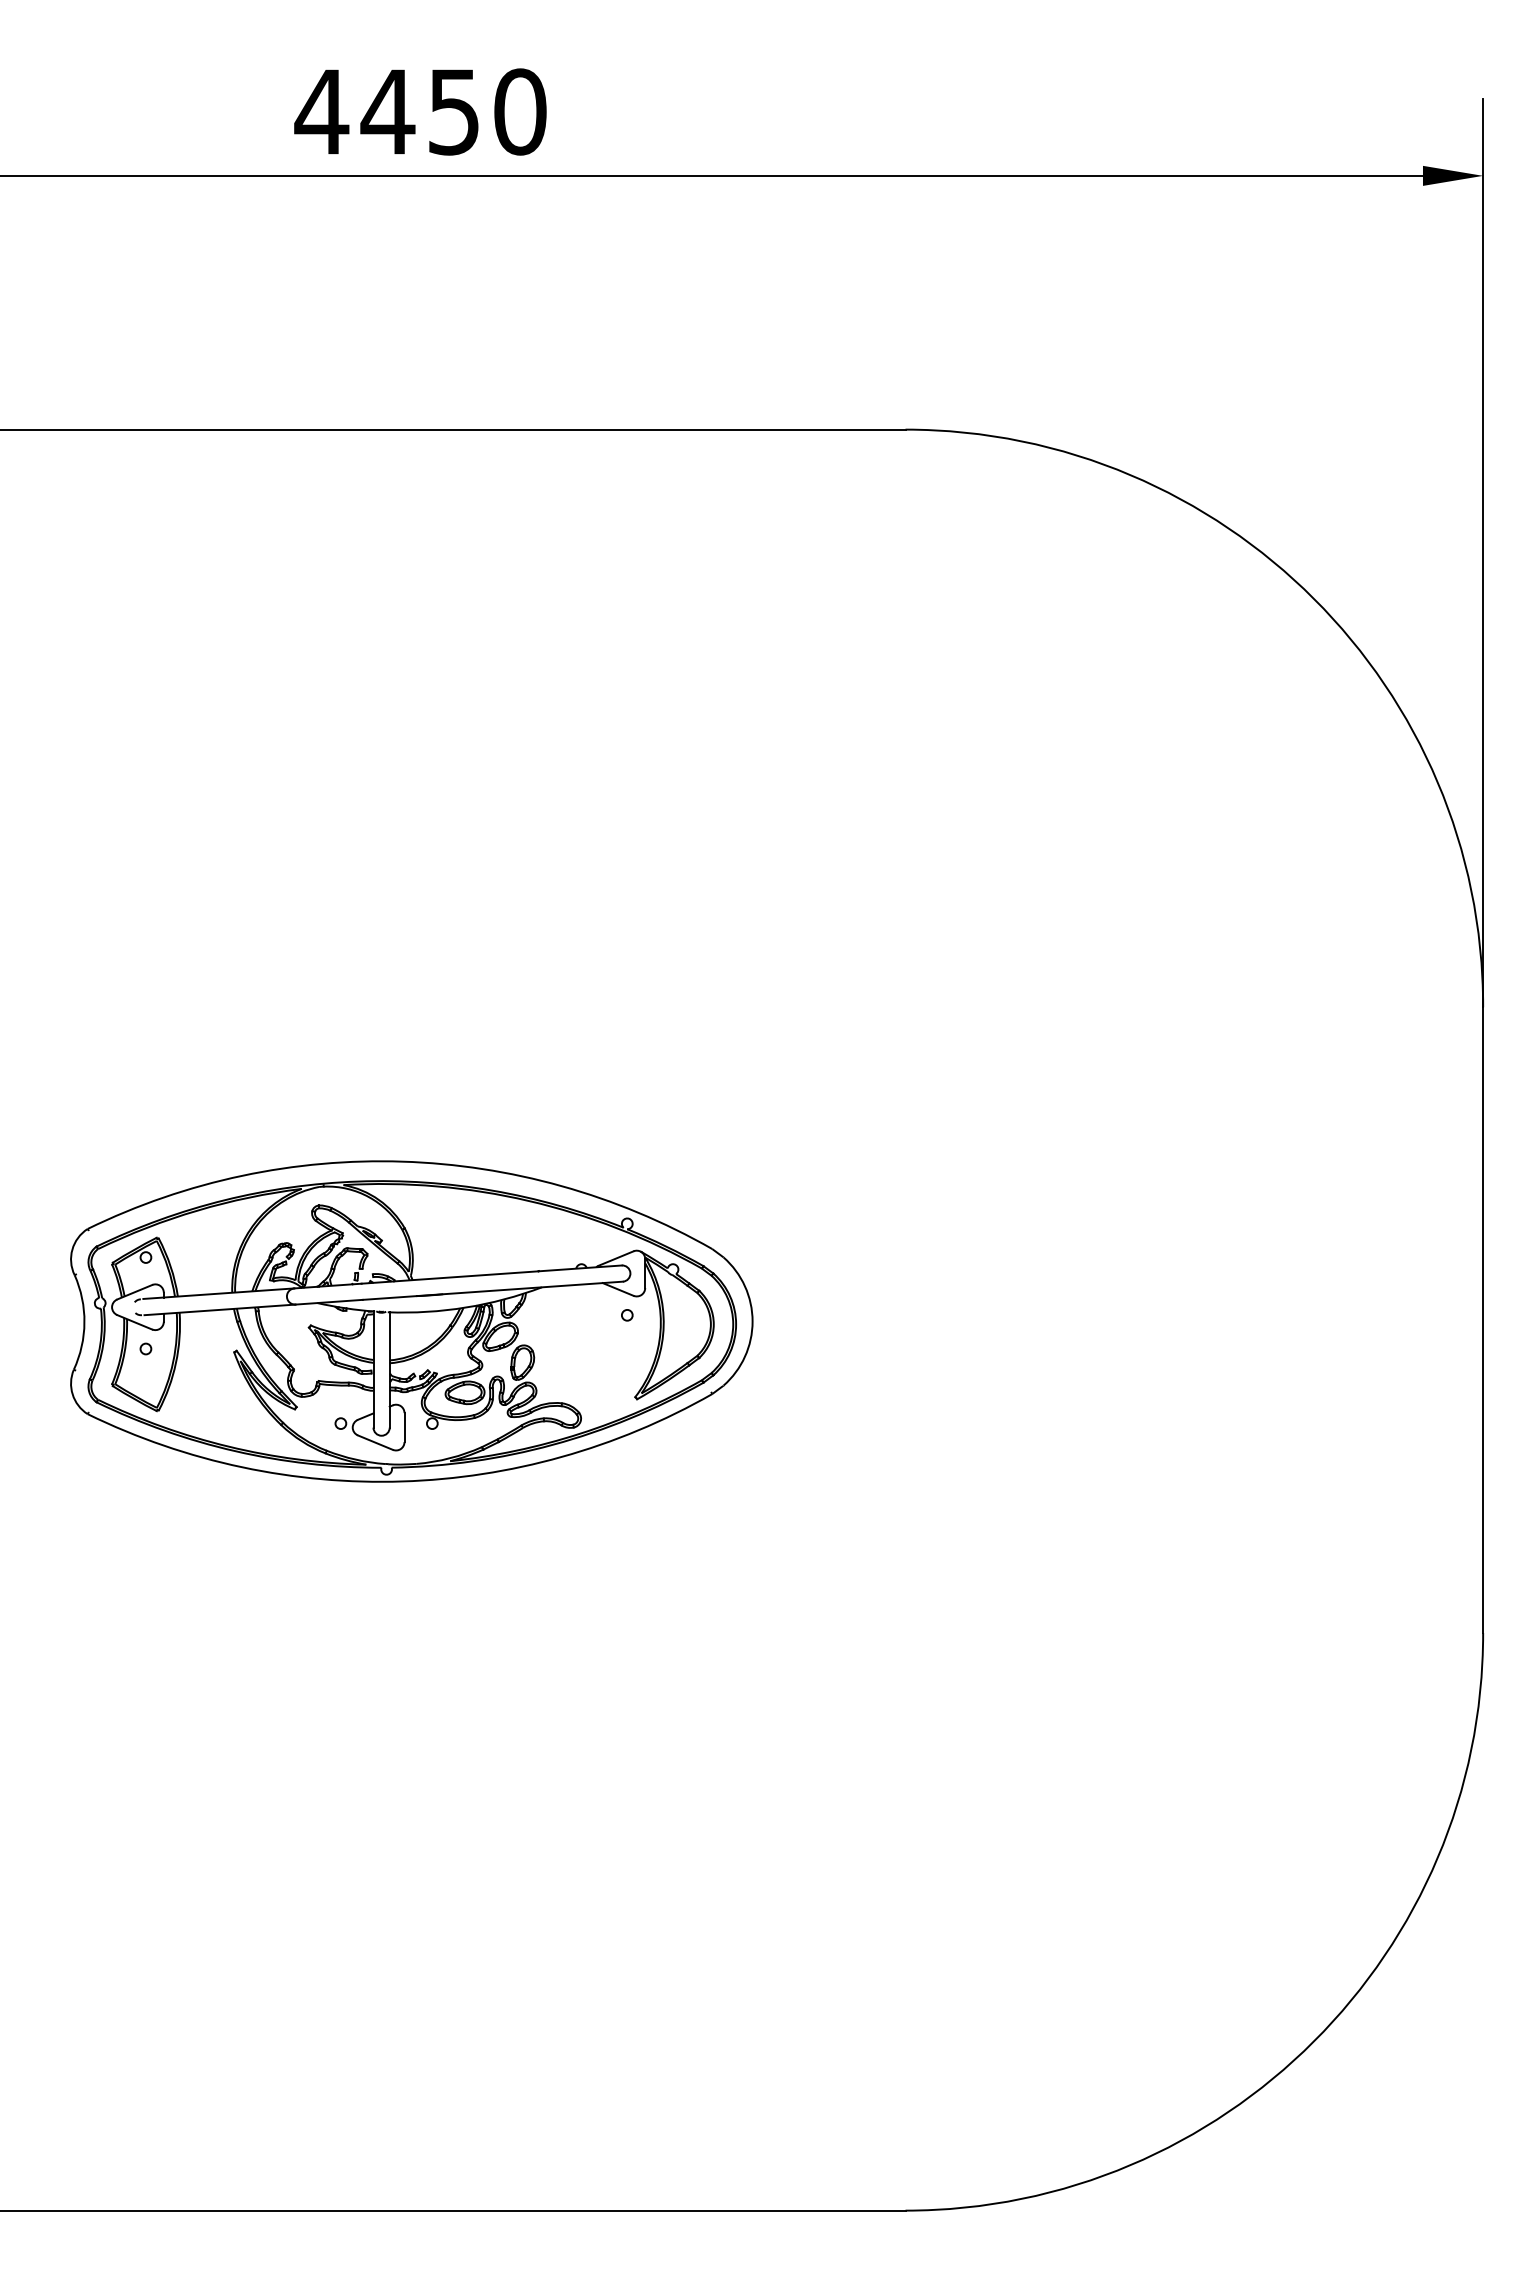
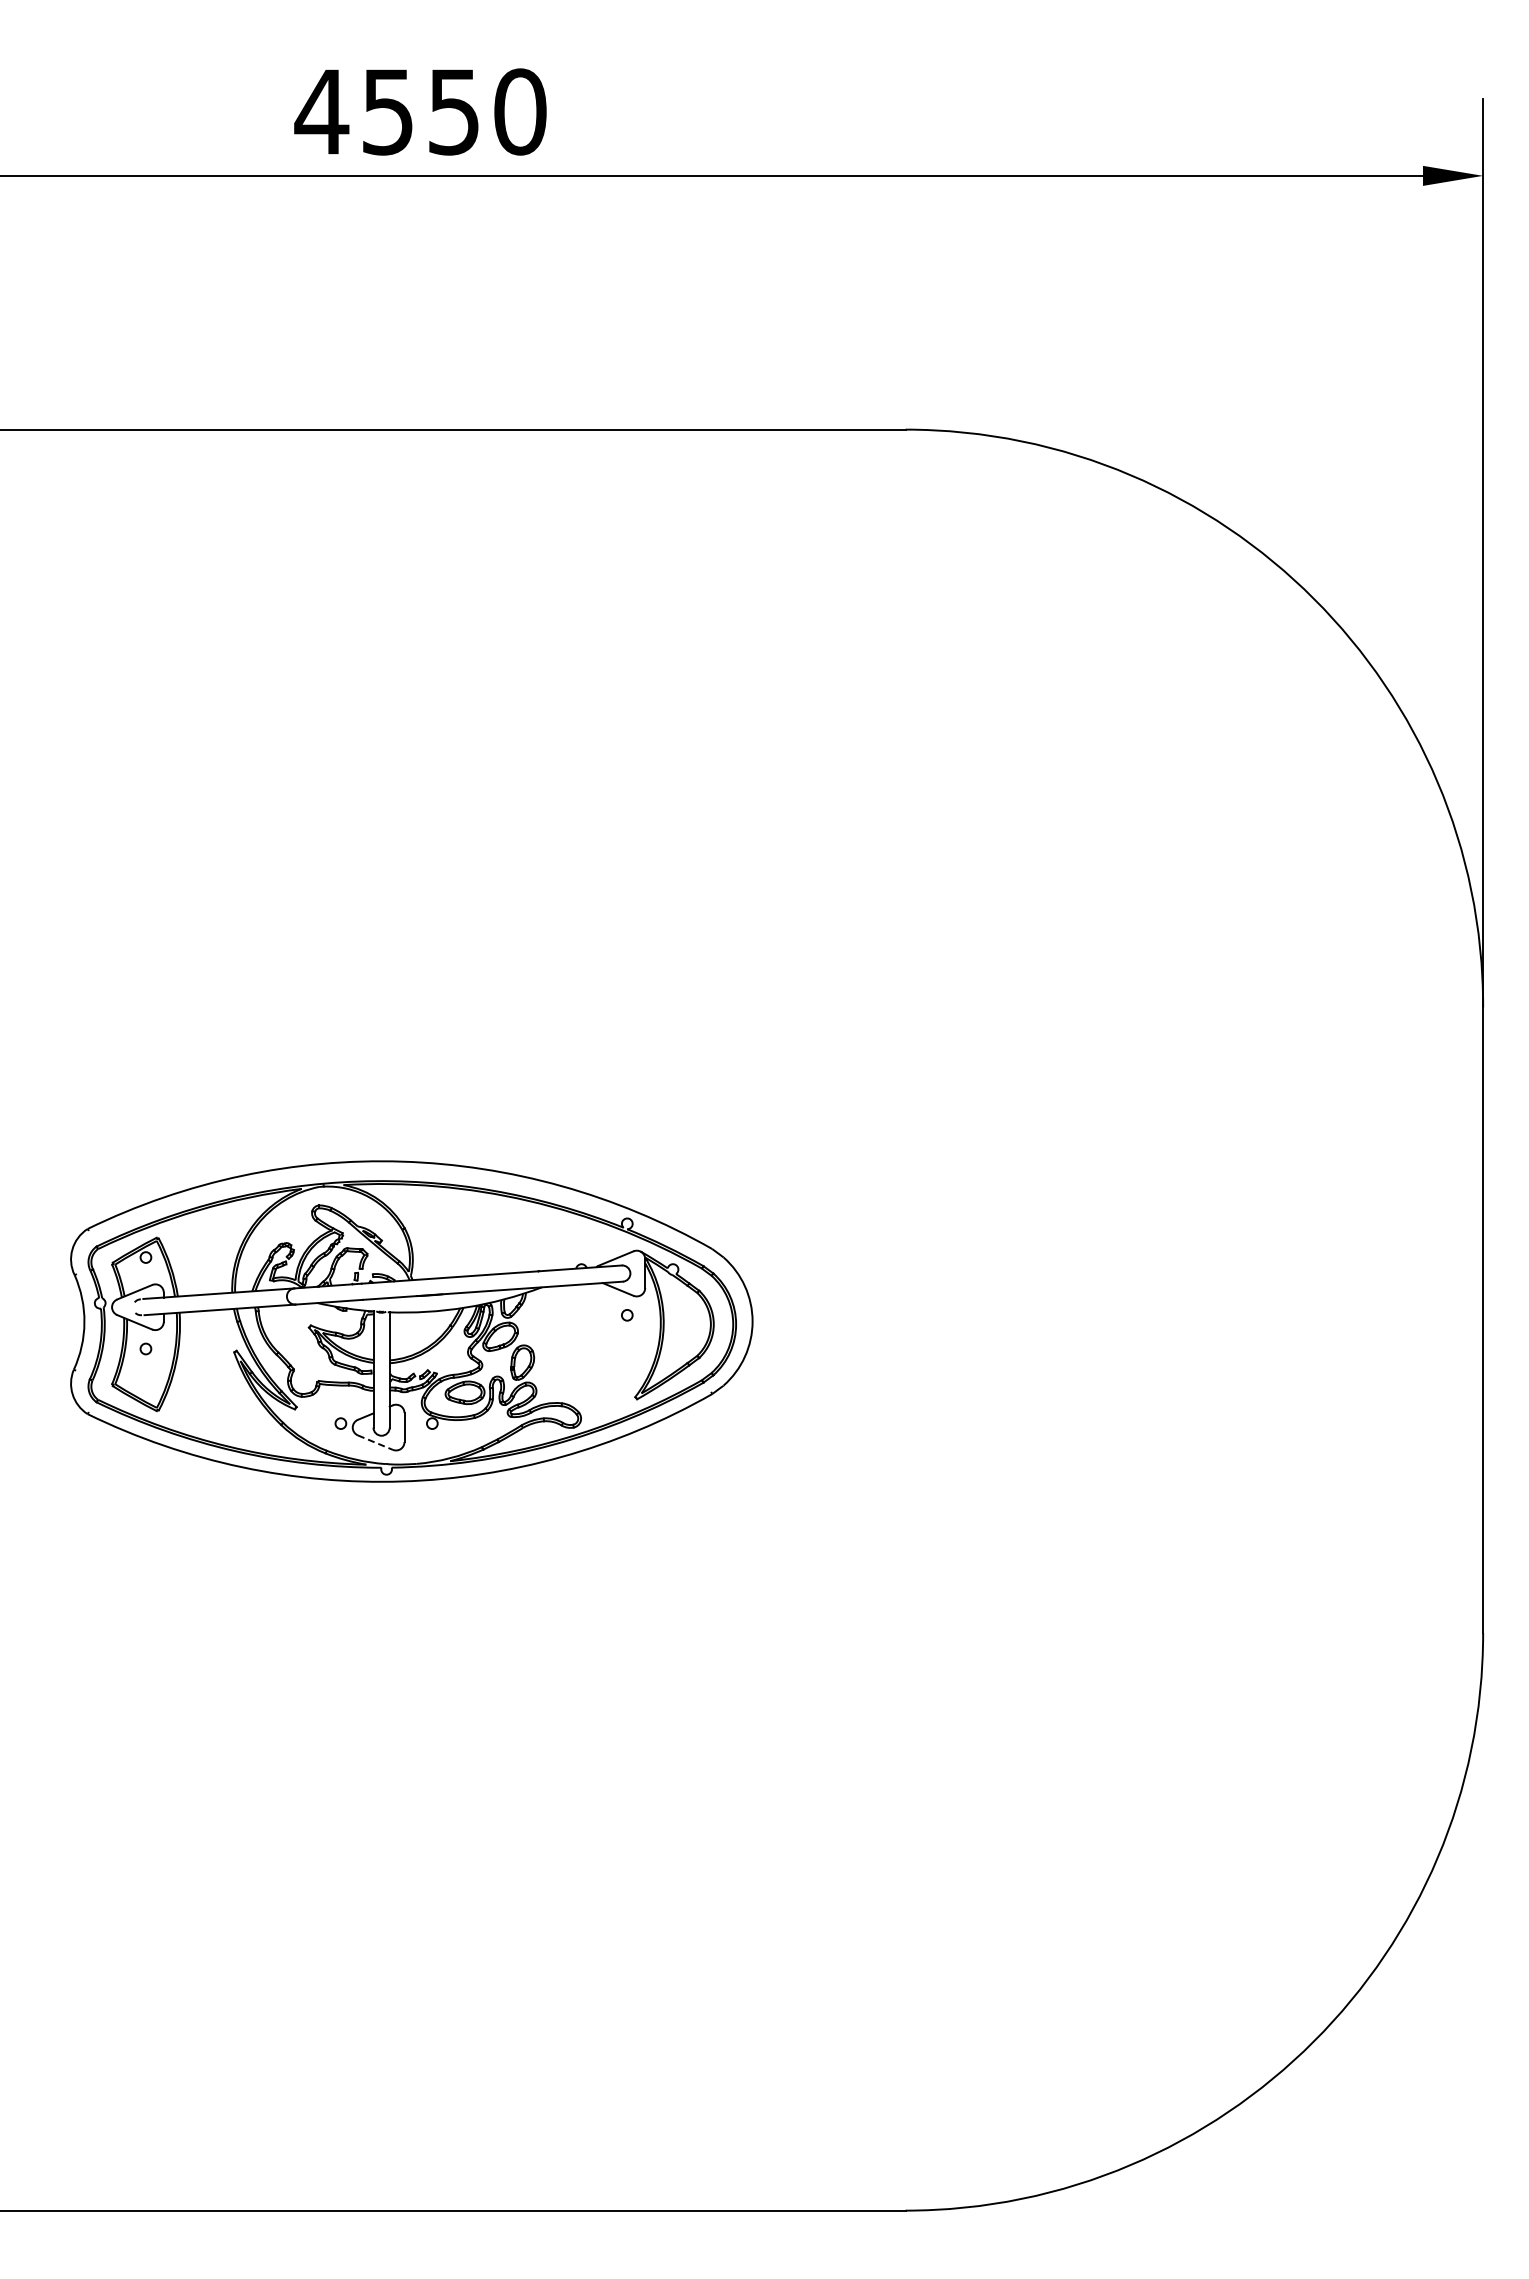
text: 4450 -> 4550 (387, 112)
line: solid -> dashed (375, 1442)
